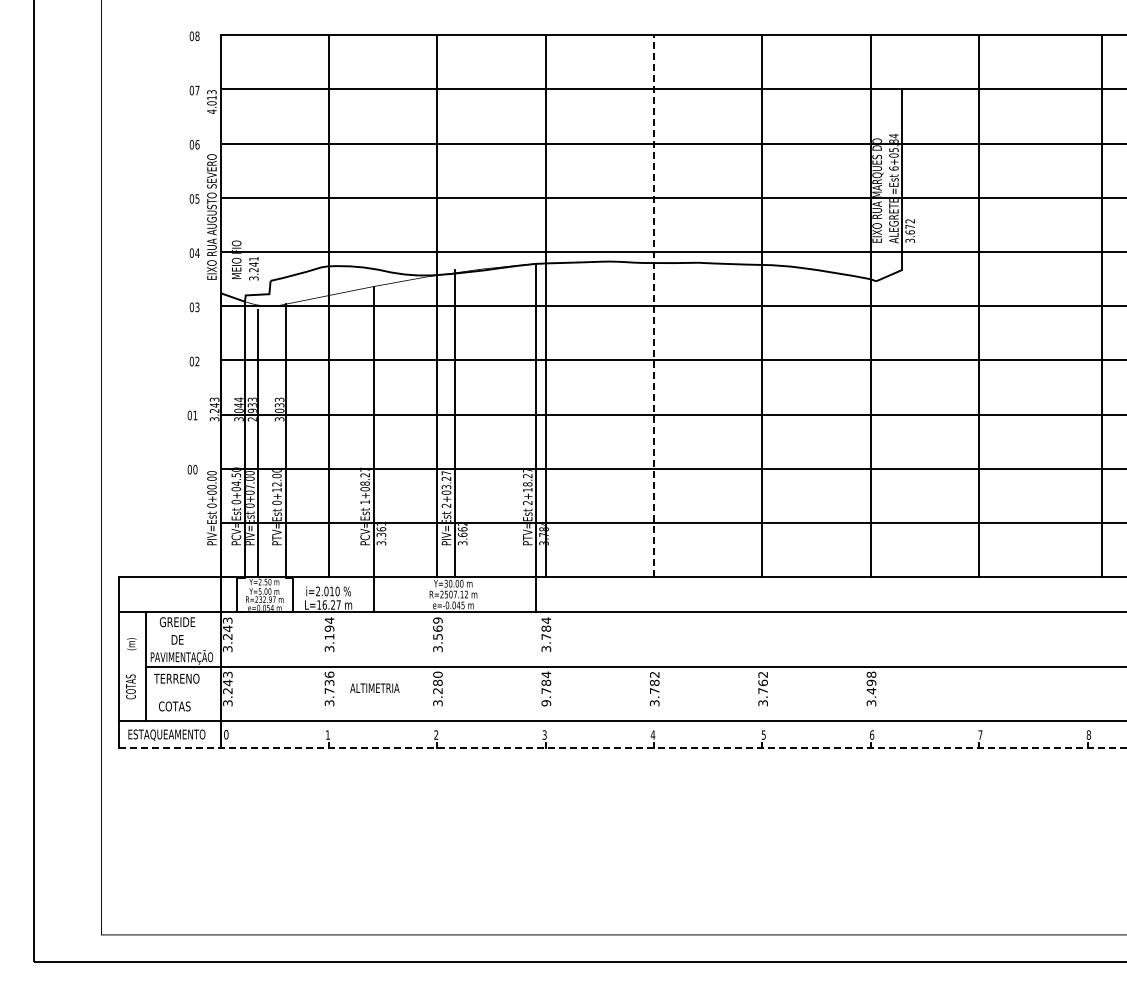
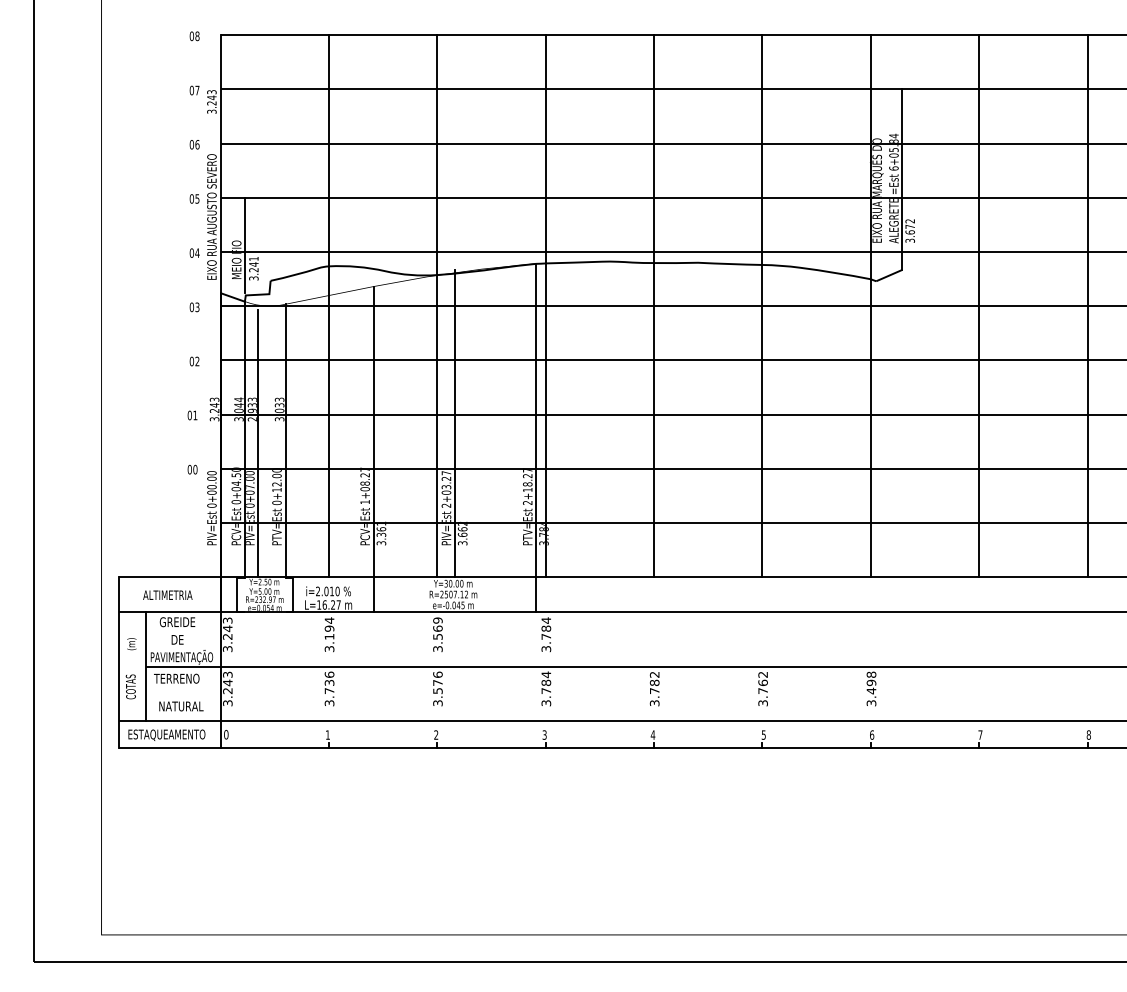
text: 4.013 -> 3.243 (211, 104)
line: none -> present (244, 245)
line: dashed -> solid (654, 306)
line position: (1101, 306) -> (1087, 306) (1087, 306)
text: 3.280 -> 3.576 (437, 682)
text position: (374, 687) -> (167, 594) (167, 594)
text: 9.784 -> 3.784 (545, 703)
text: COTAS -> NATURAL (180, 706)
line: dashed -> solid (623, 747)
